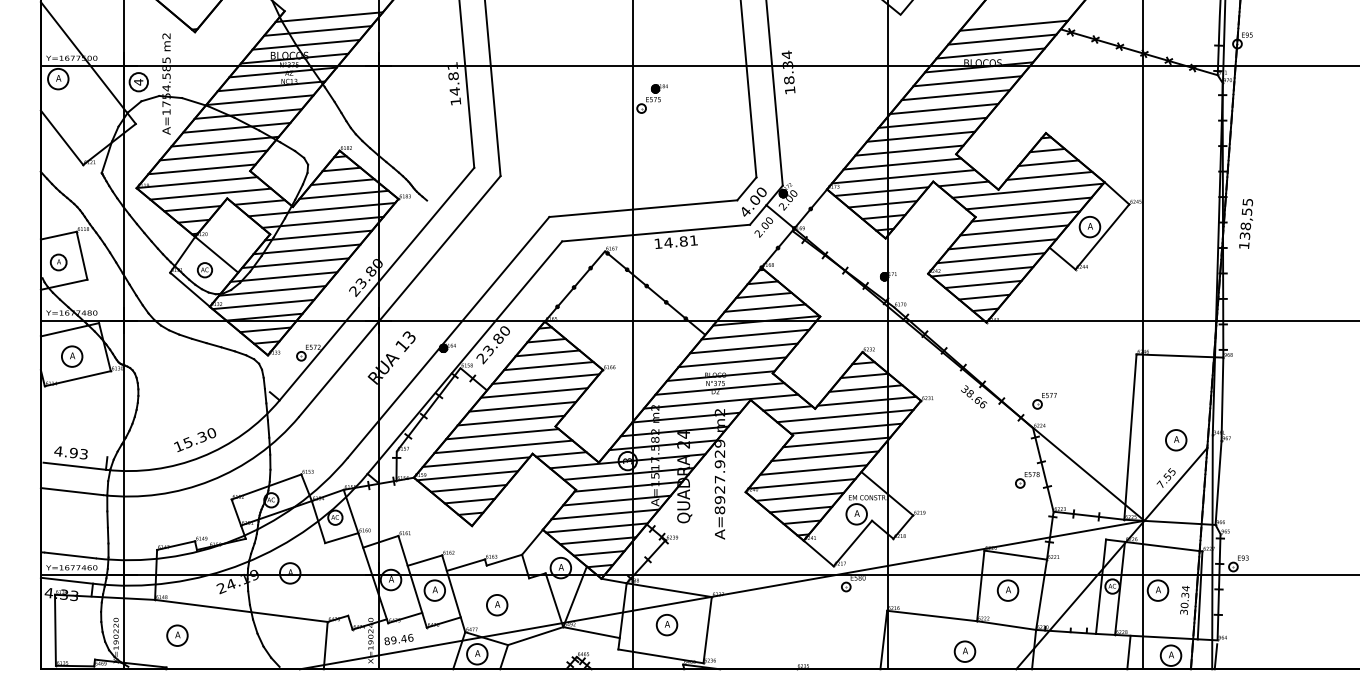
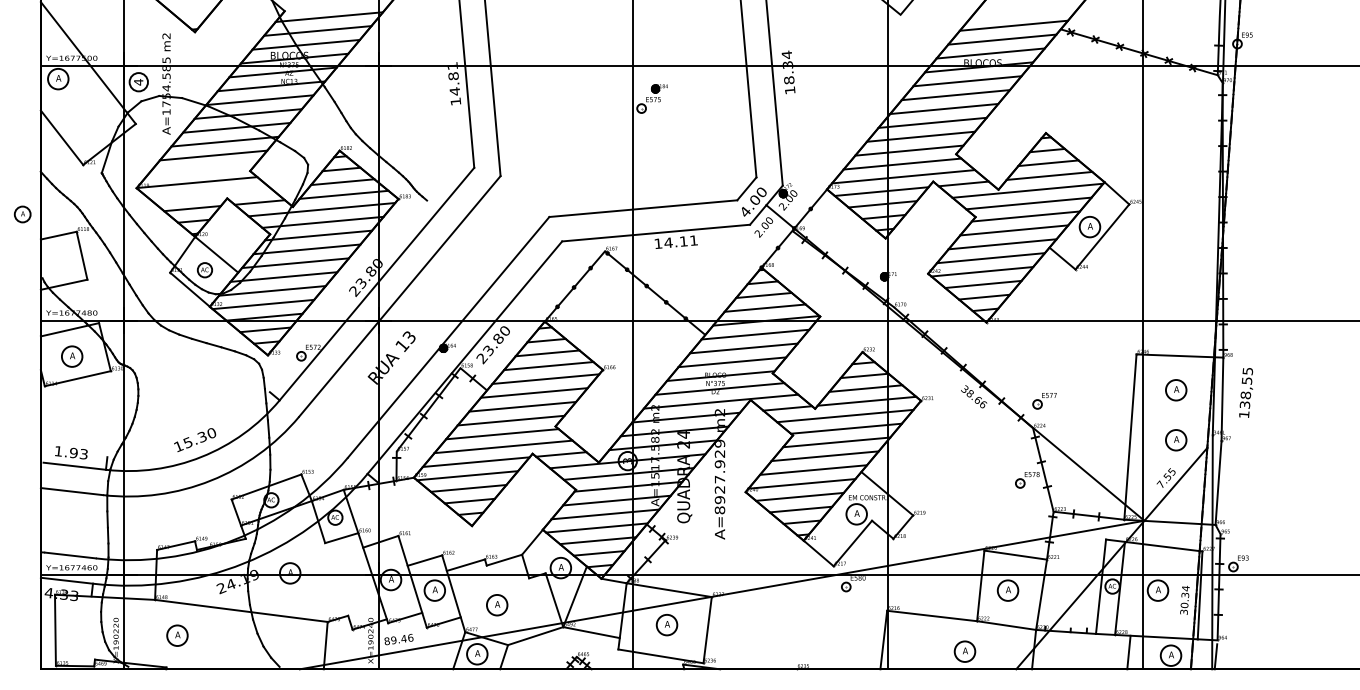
line: present -> none (201, 169)
line: present -> none (210, 193)
text position: (1245, 223) -> (1245, 392) (1245, 392)
text: 14.81 -> 14.11 (683, 241)
part position: (58, 262) -> (22, 214) (22, 214)
part: none -> present (1176, 390)
text: 4.93 -> 1.93 (58, 451)
